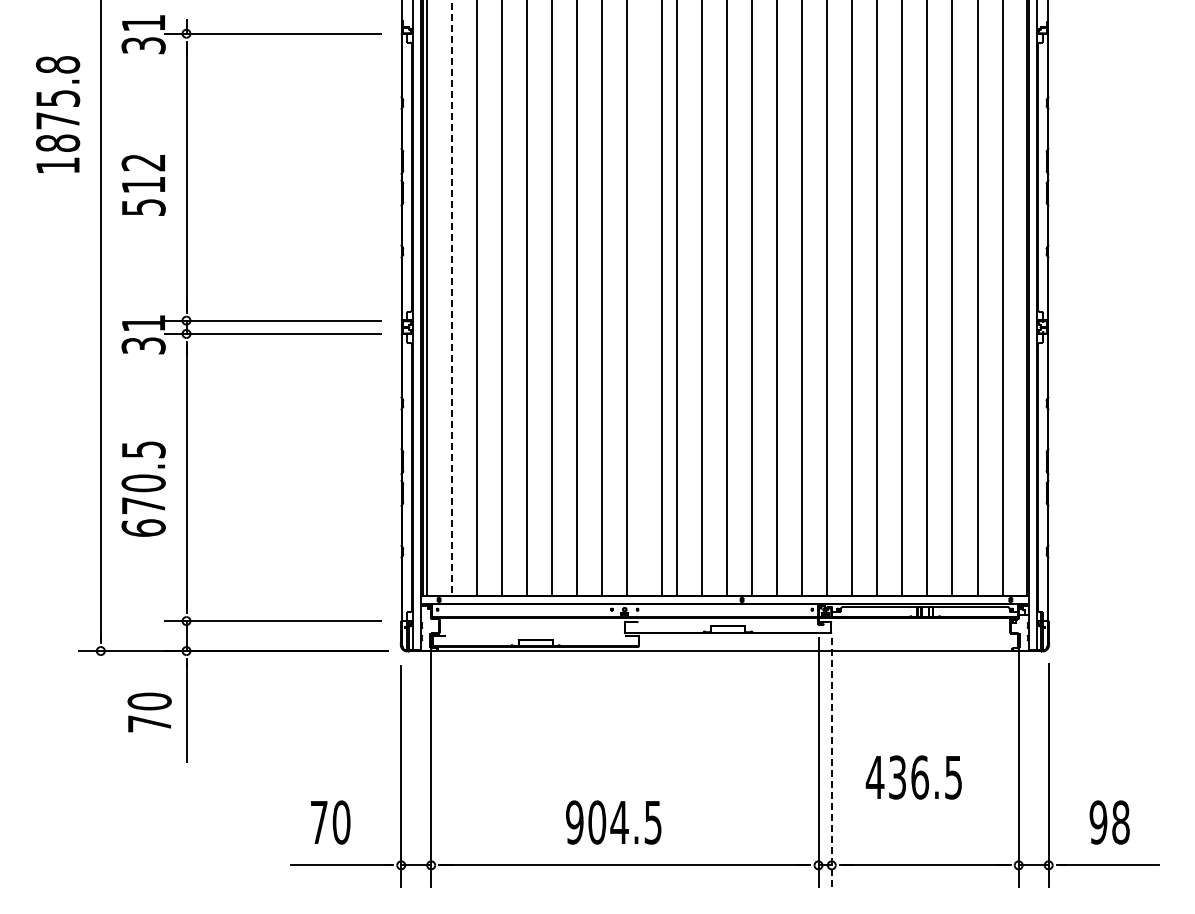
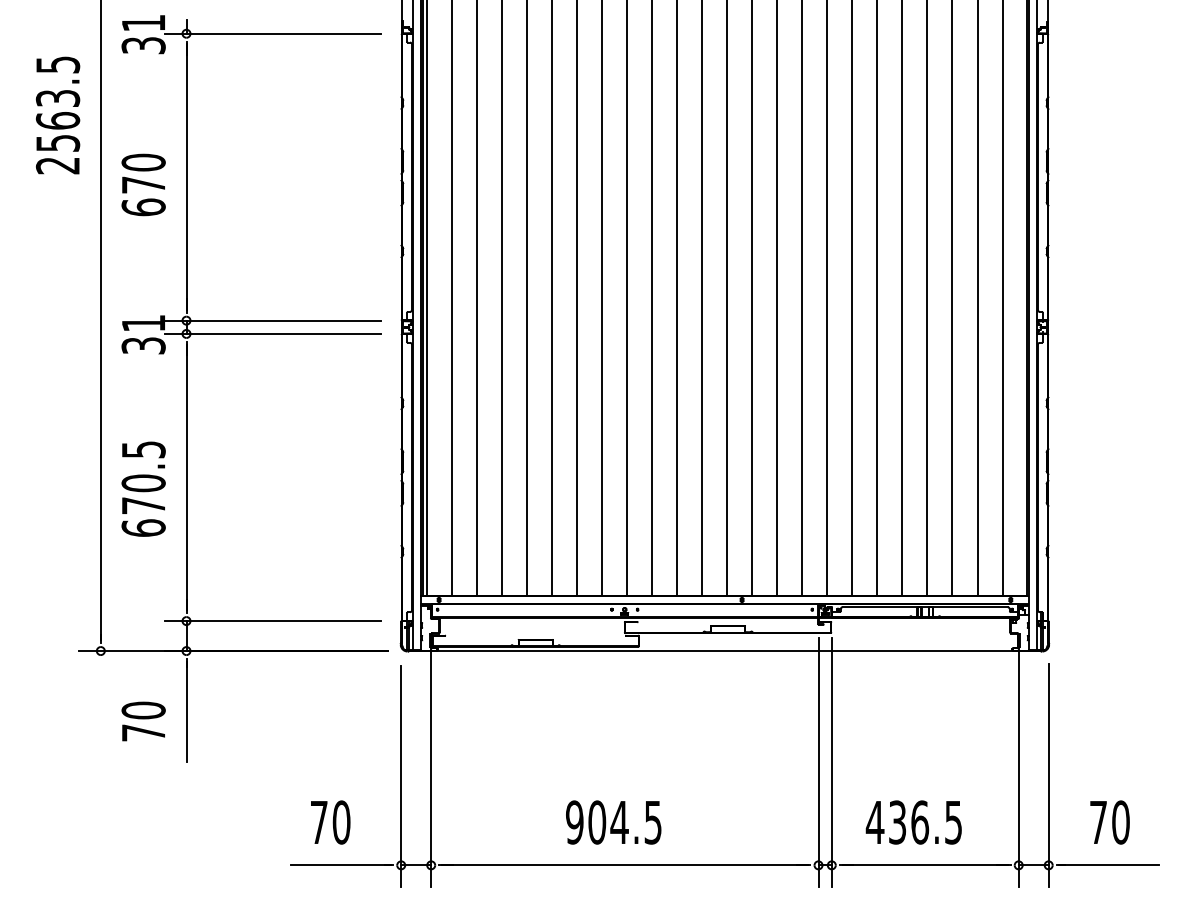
text: 1875.8 -> 2563.5 (57, 115)
text: 512 -> 670 (143, 184)
line: dashed -> solid (452, 298)
line position: (662, 298) -> (652, 298) (652, 298)
text position: (149, 712) -> (143, 721) (143, 721)
line: dashed -> solid (831, 762)
text position: (913, 777) -> (913, 822) (913, 822)
text: 98 -> 70 (1109, 822)
